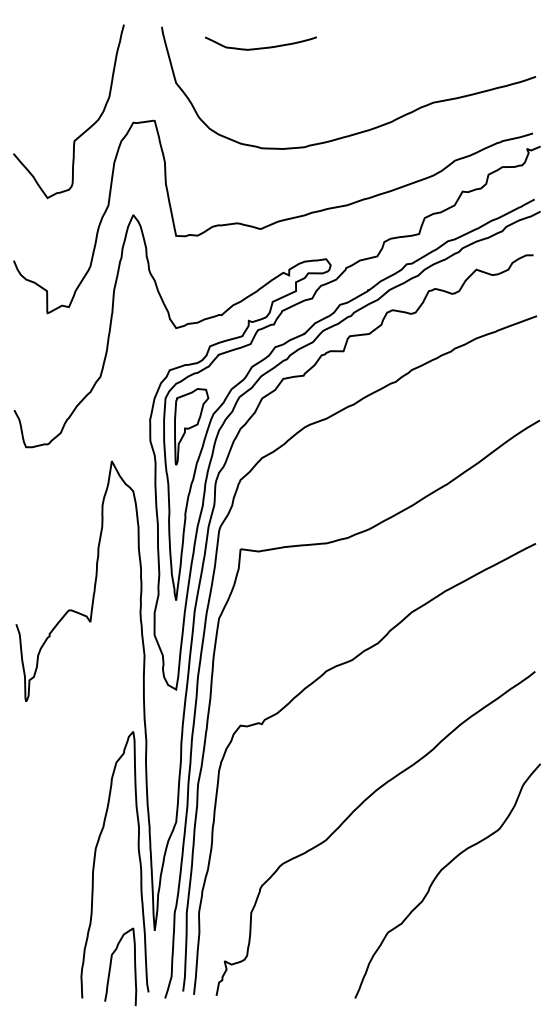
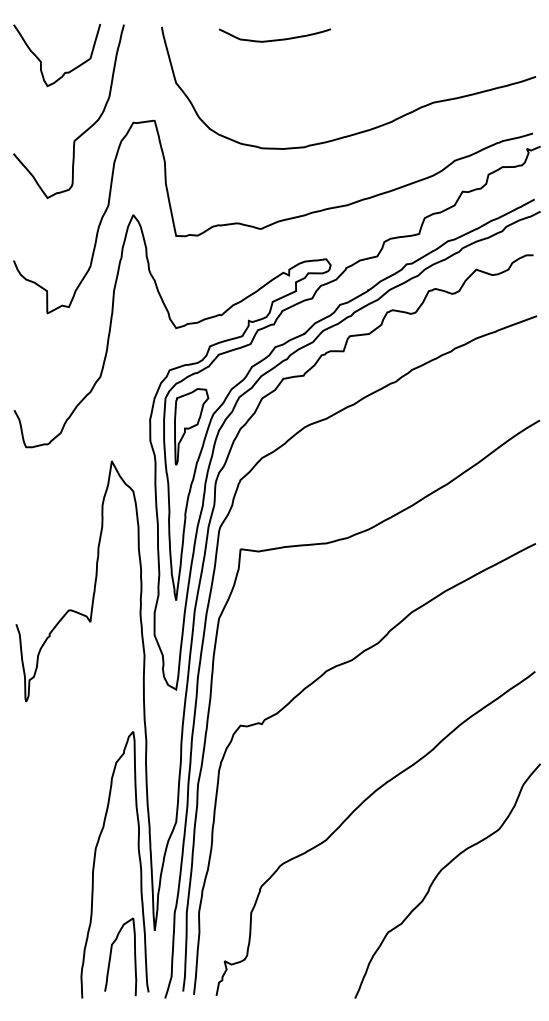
curve position: (260, 47) -> (274, 39) (274, 39)
curve: none -> present (41, 61)
curve position: (111, 966) -> (111, 956) (111, 956)
